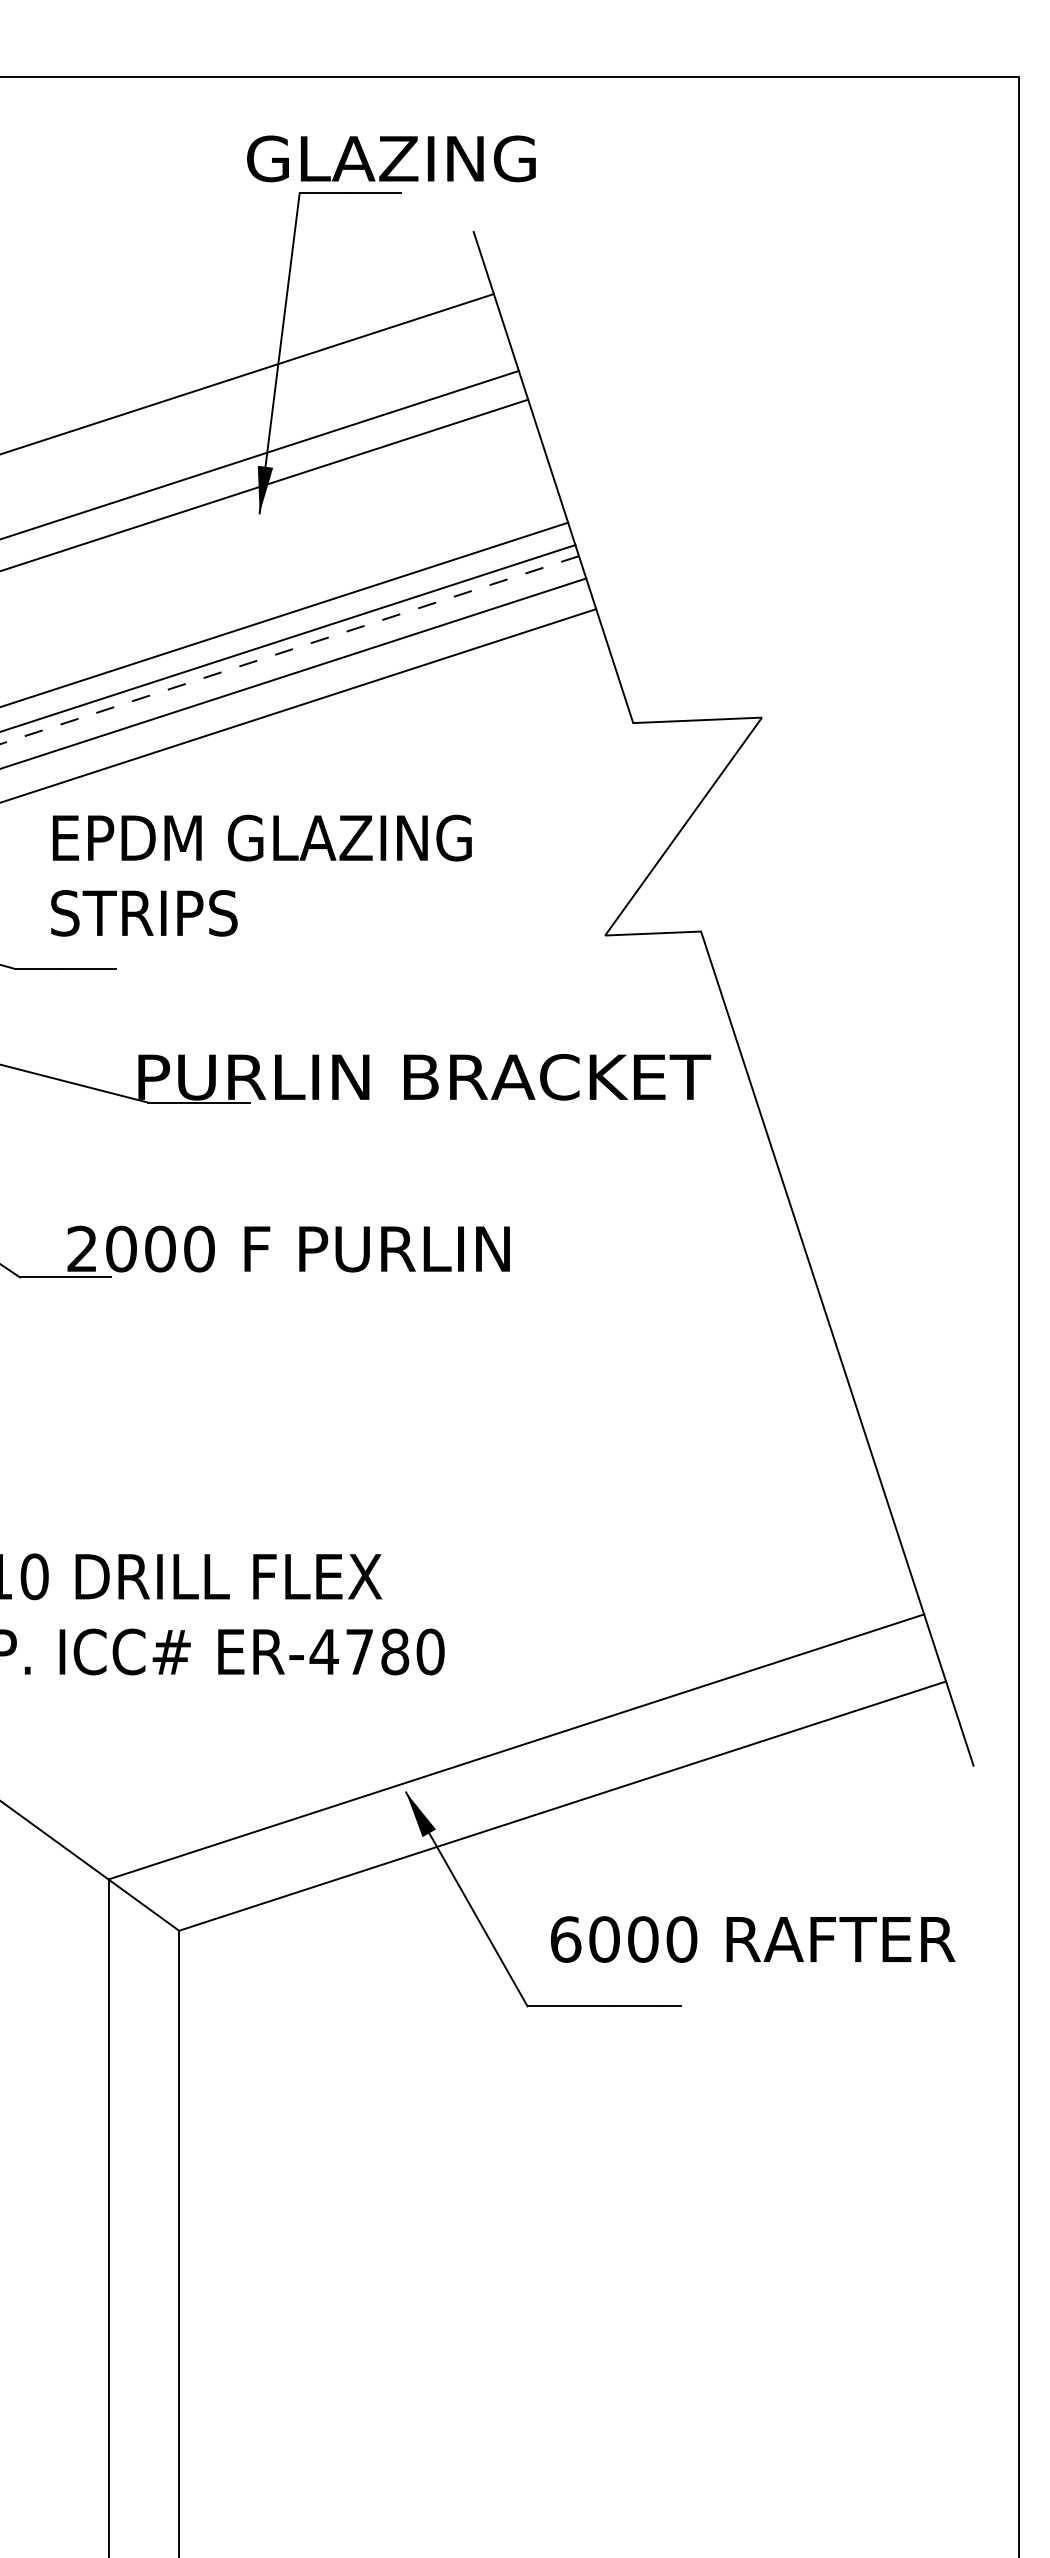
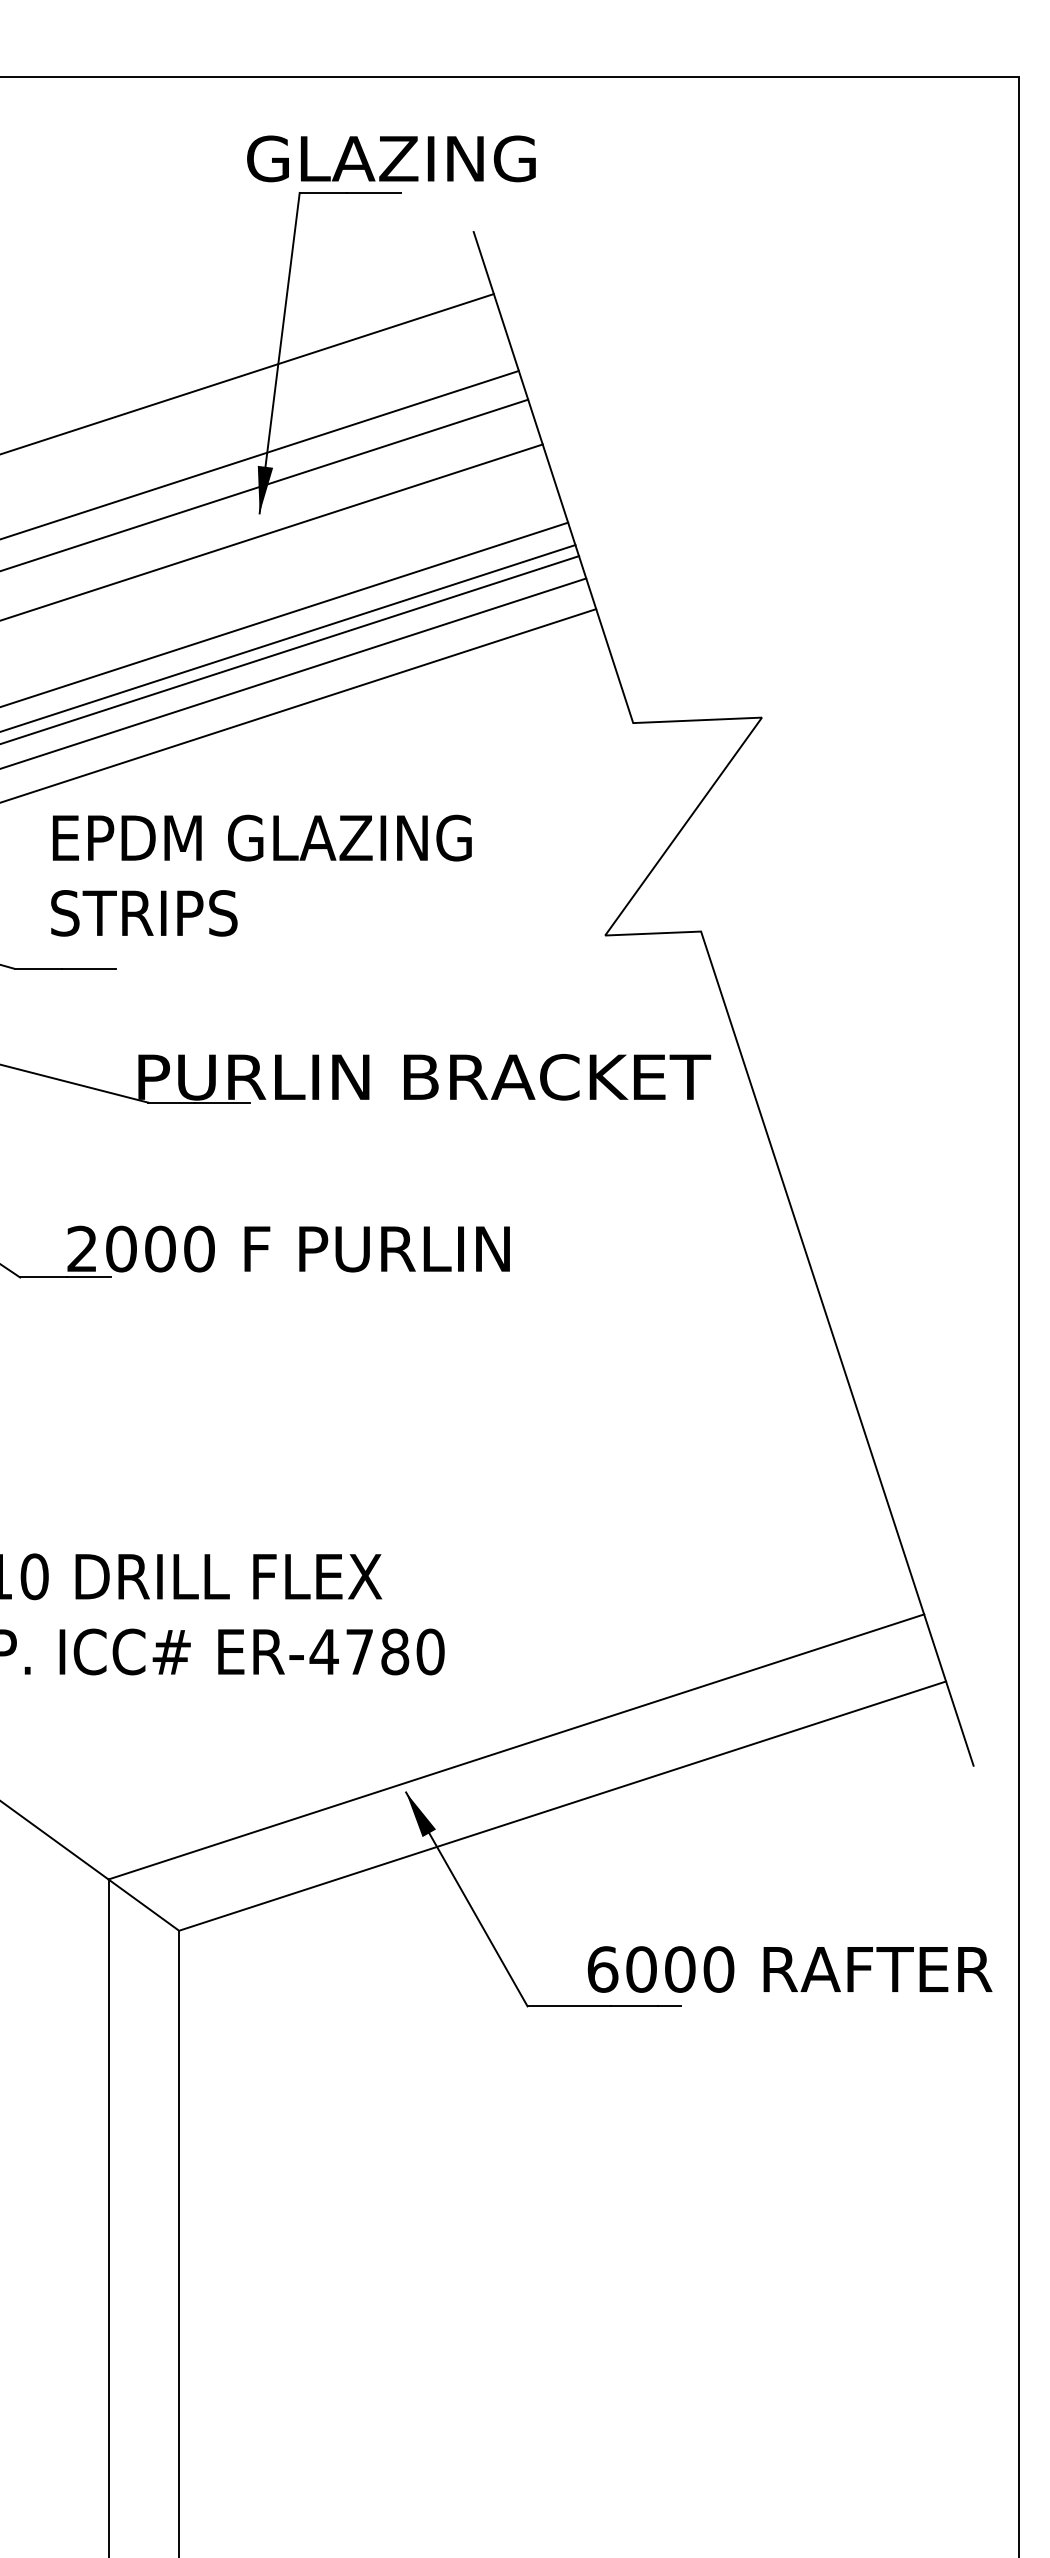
line: none -> present (272, 532)
line: dashed -> solid (290, 650)
text position: (752, 1939) -> (789, 1969) (789, 1969)
